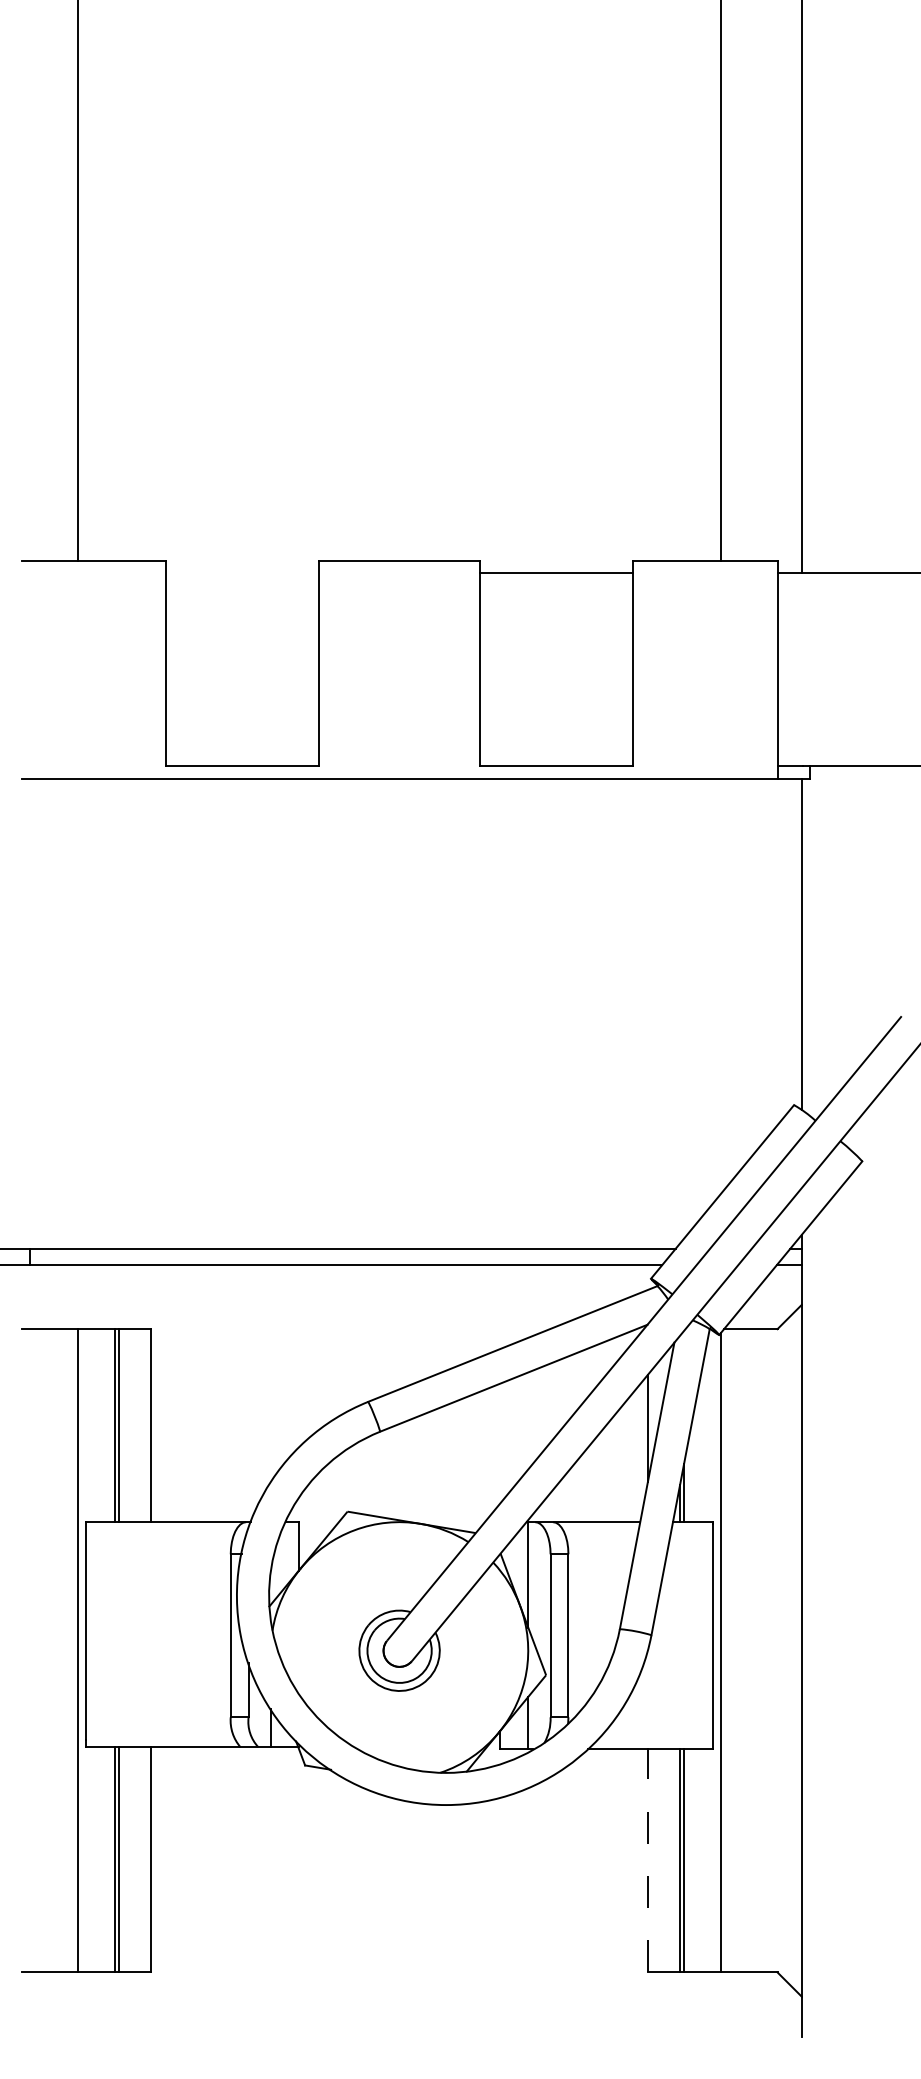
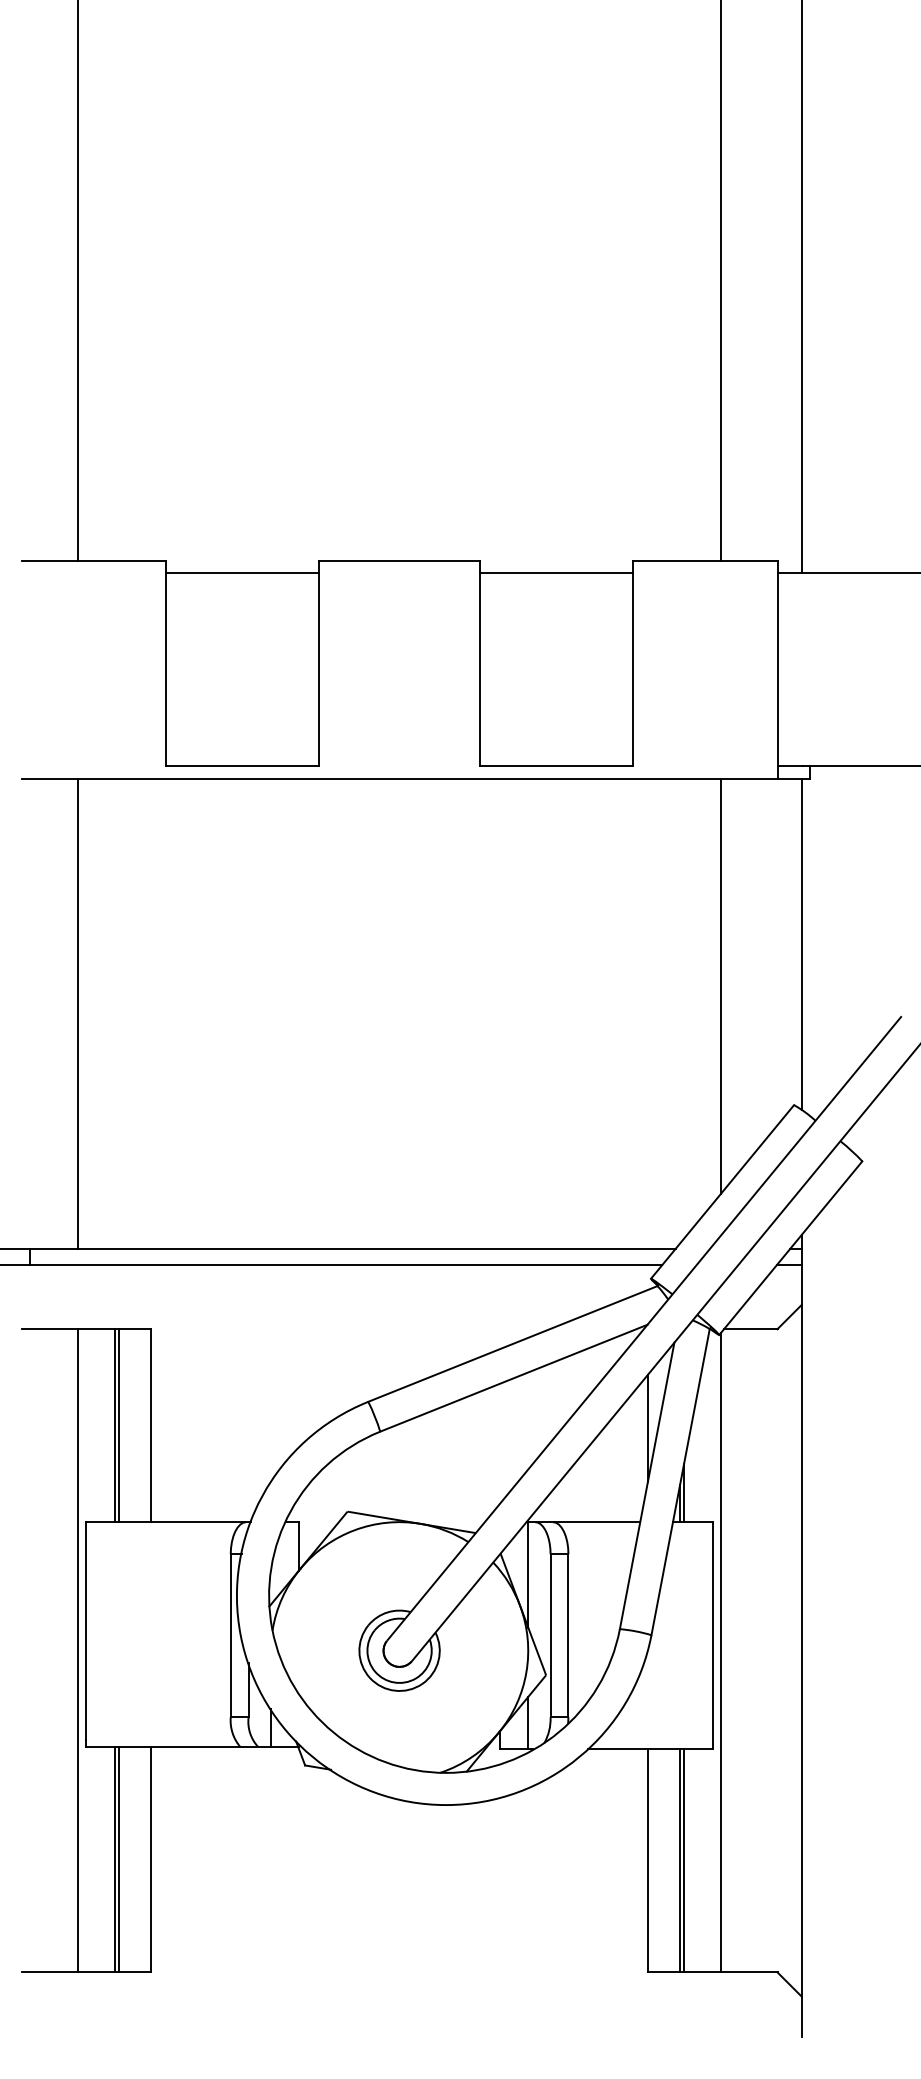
line: none -> present (242, 573)
line: none -> present (721, 986)
line: none -> present (77, 1013)
line: dashed -> solid (647, 1860)
